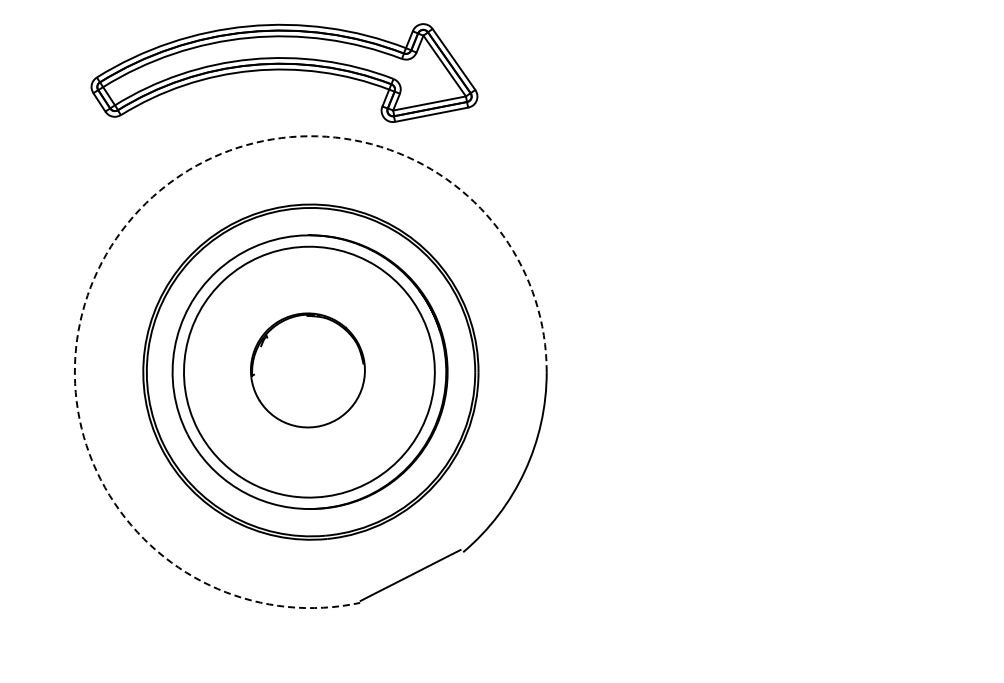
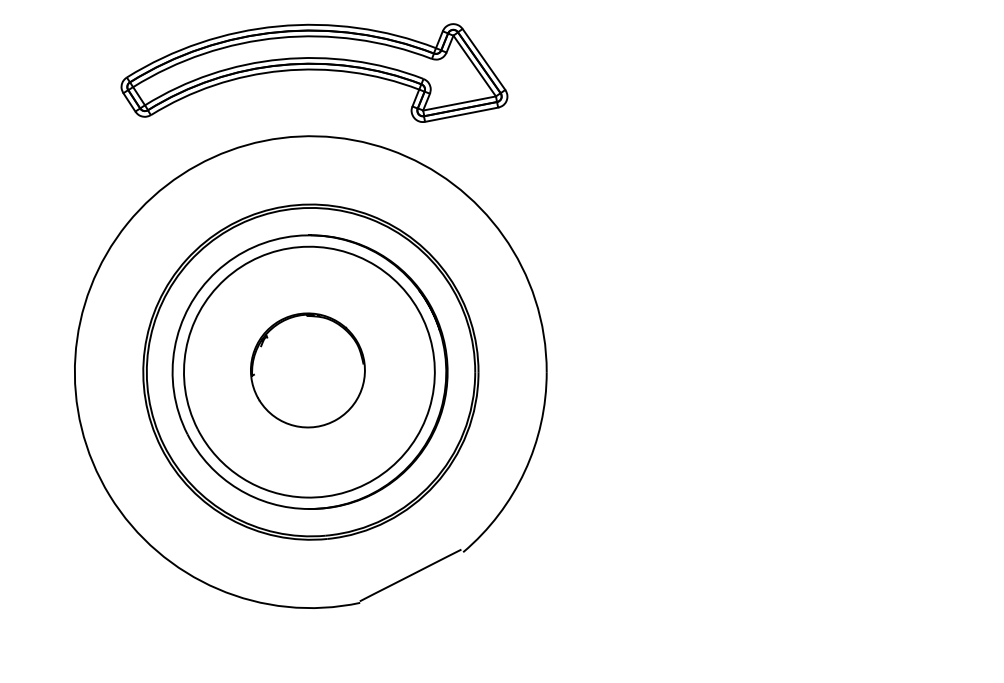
part position: (284, 72) -> (314, 72) (314, 72)
arc: dashed -> solid (127, 223)
